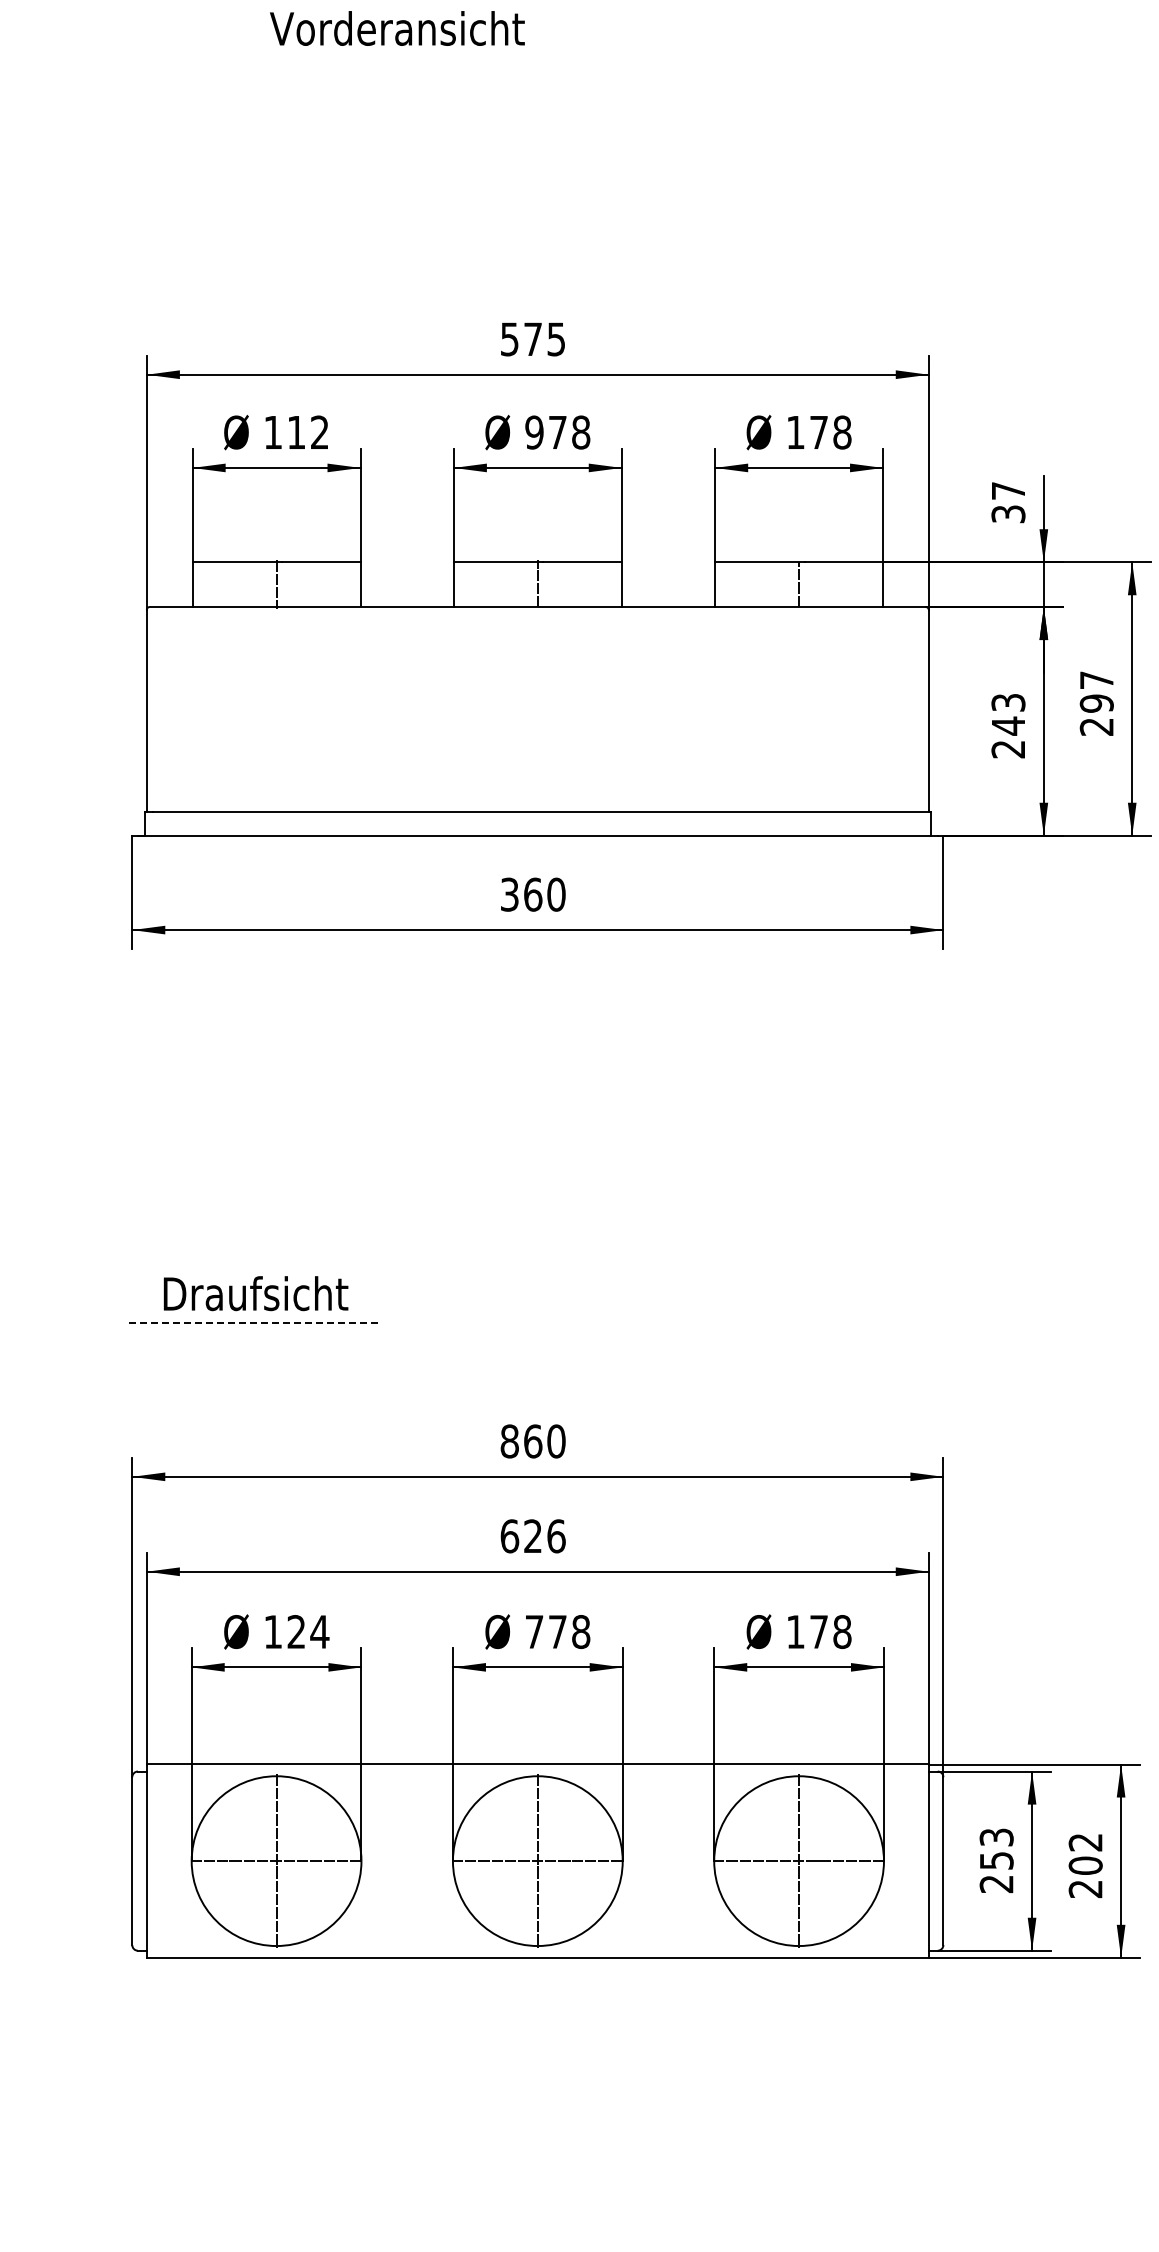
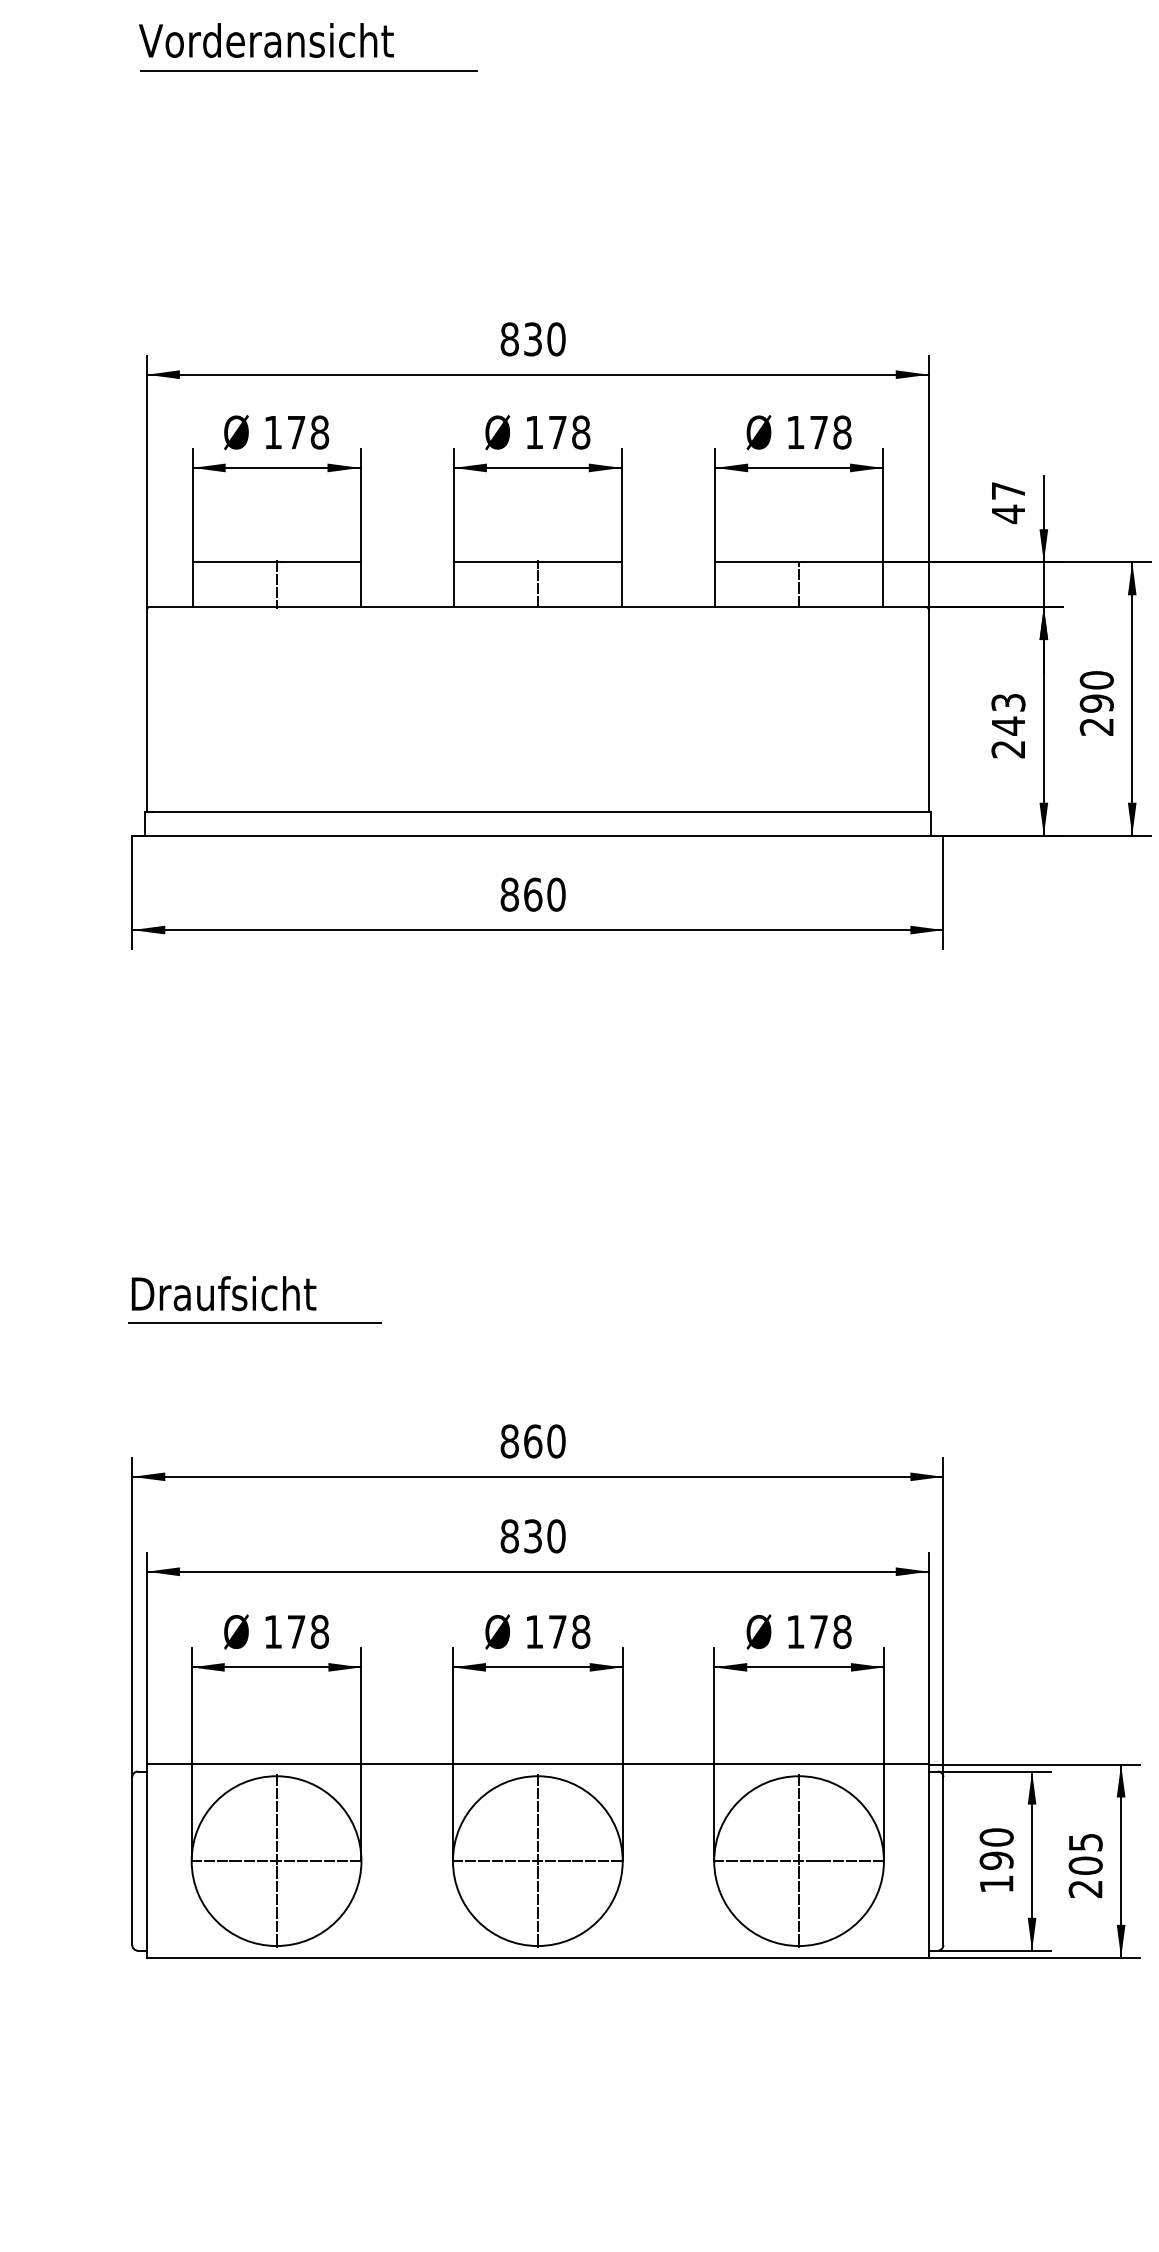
text position: (397, 28) -> (266, 40) (266, 40)
line: none -> present (308, 70)
text: 575 -> 830 (532, 339)
text: 112 -> 178 (308, 432)
text: 978 -> 178 (534, 432)
text: 37 -> 47 (1008, 514)
text: 297 -> 290 (1096, 680)
text: 360 -> 860 (509, 894)
text position: (255, 1293) -> (223, 1293) (223, 1293)
line: dashed -> solid (254, 1323)
text: 626 -> 830 (532, 1536)
text: 778 -> 178 (534, 1631)
text: 124 -> 178 (308, 1632)
text: 202 -> 205 (1085, 1842)
text: 253 -> 190 (996, 1860)
